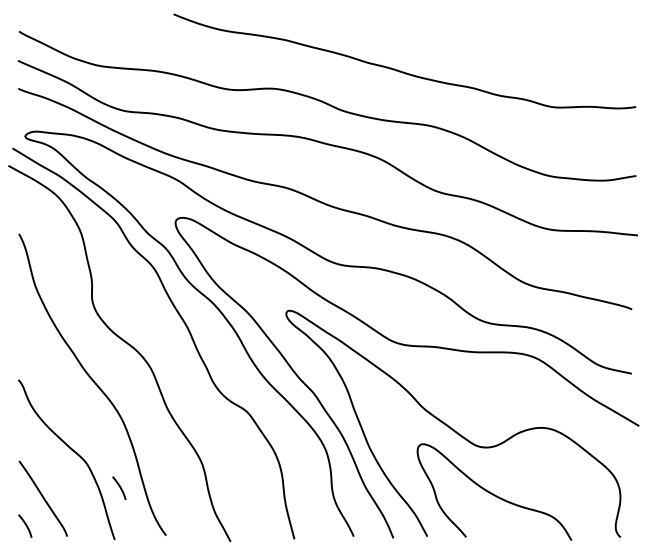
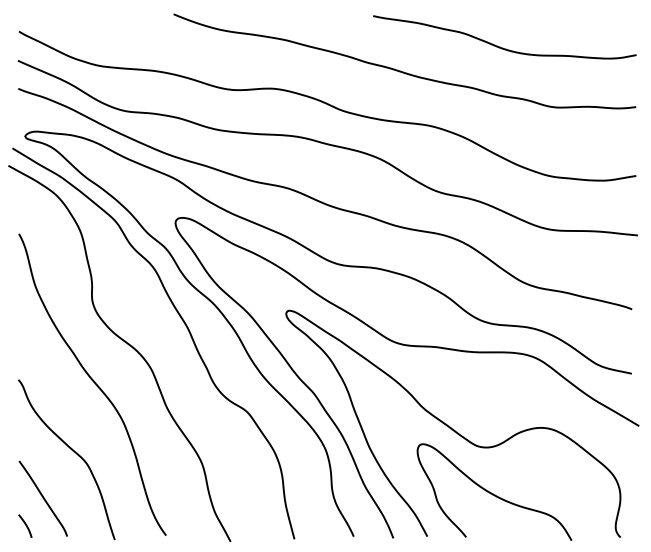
curve: none -> present (500, 46)
curve: present -> none (119, 487)
